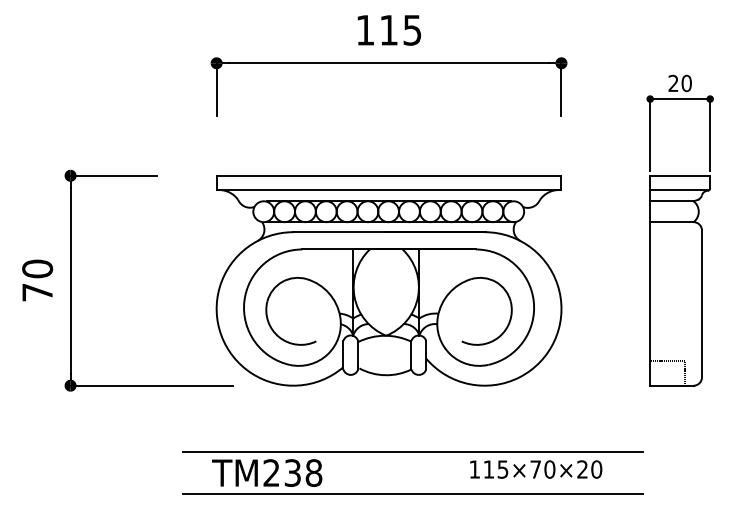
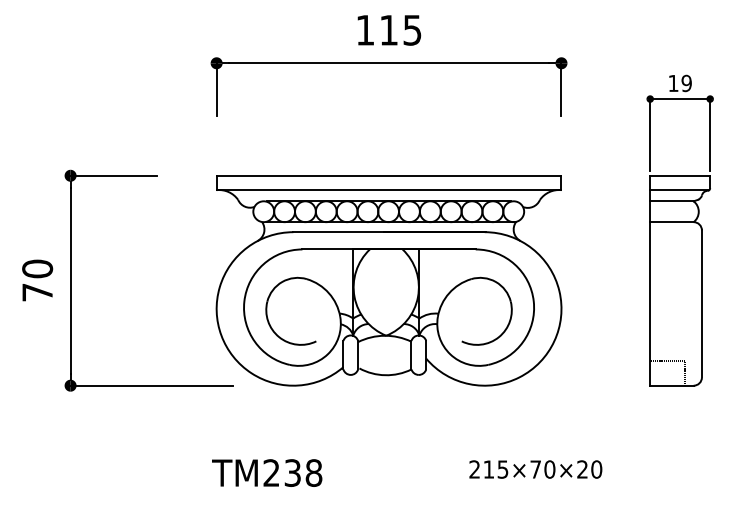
text: 20 -> 19 (679, 83)
line: present -> none (412, 451)
text: 115×70×20 -> 215×70×20 (474, 469)
line: present -> none (412, 493)
